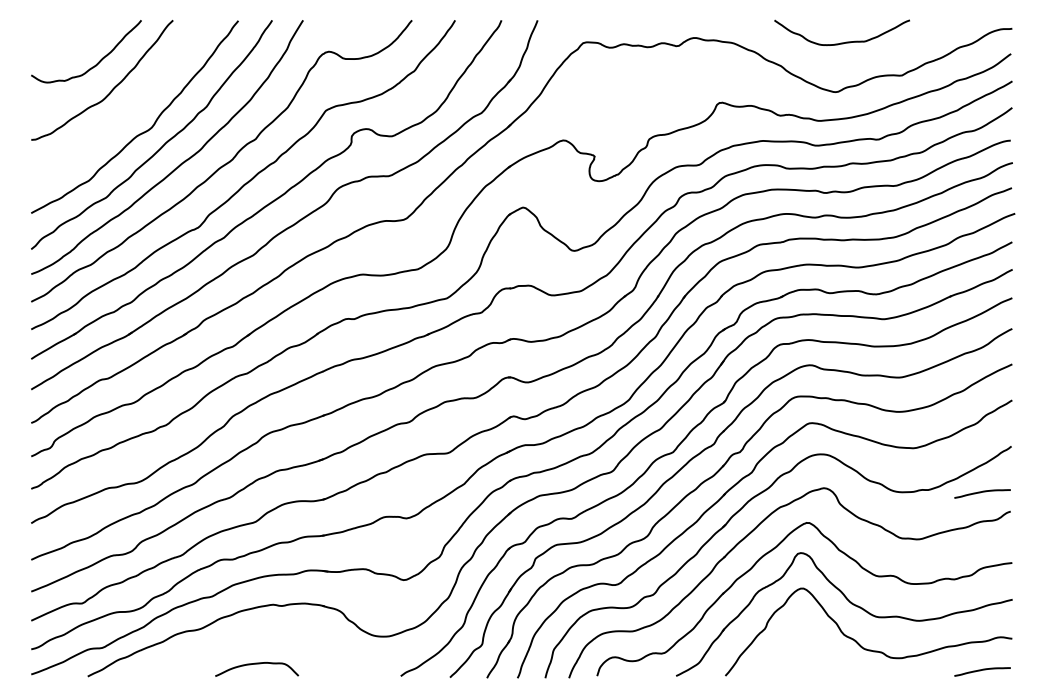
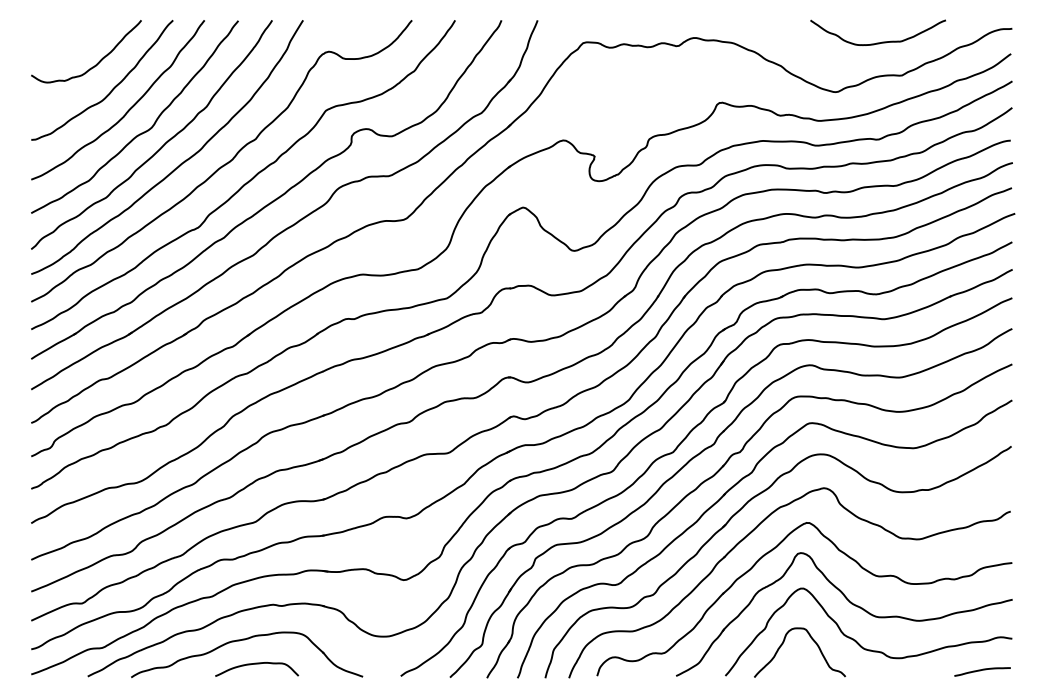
curve position: (841, 42) -> (877, 42) (877, 42)
curve: none -> present (127, 110)
curve: present -> none (982, 492)
curve: none -> present (811, 639)
part: none -> present (245, 640)
